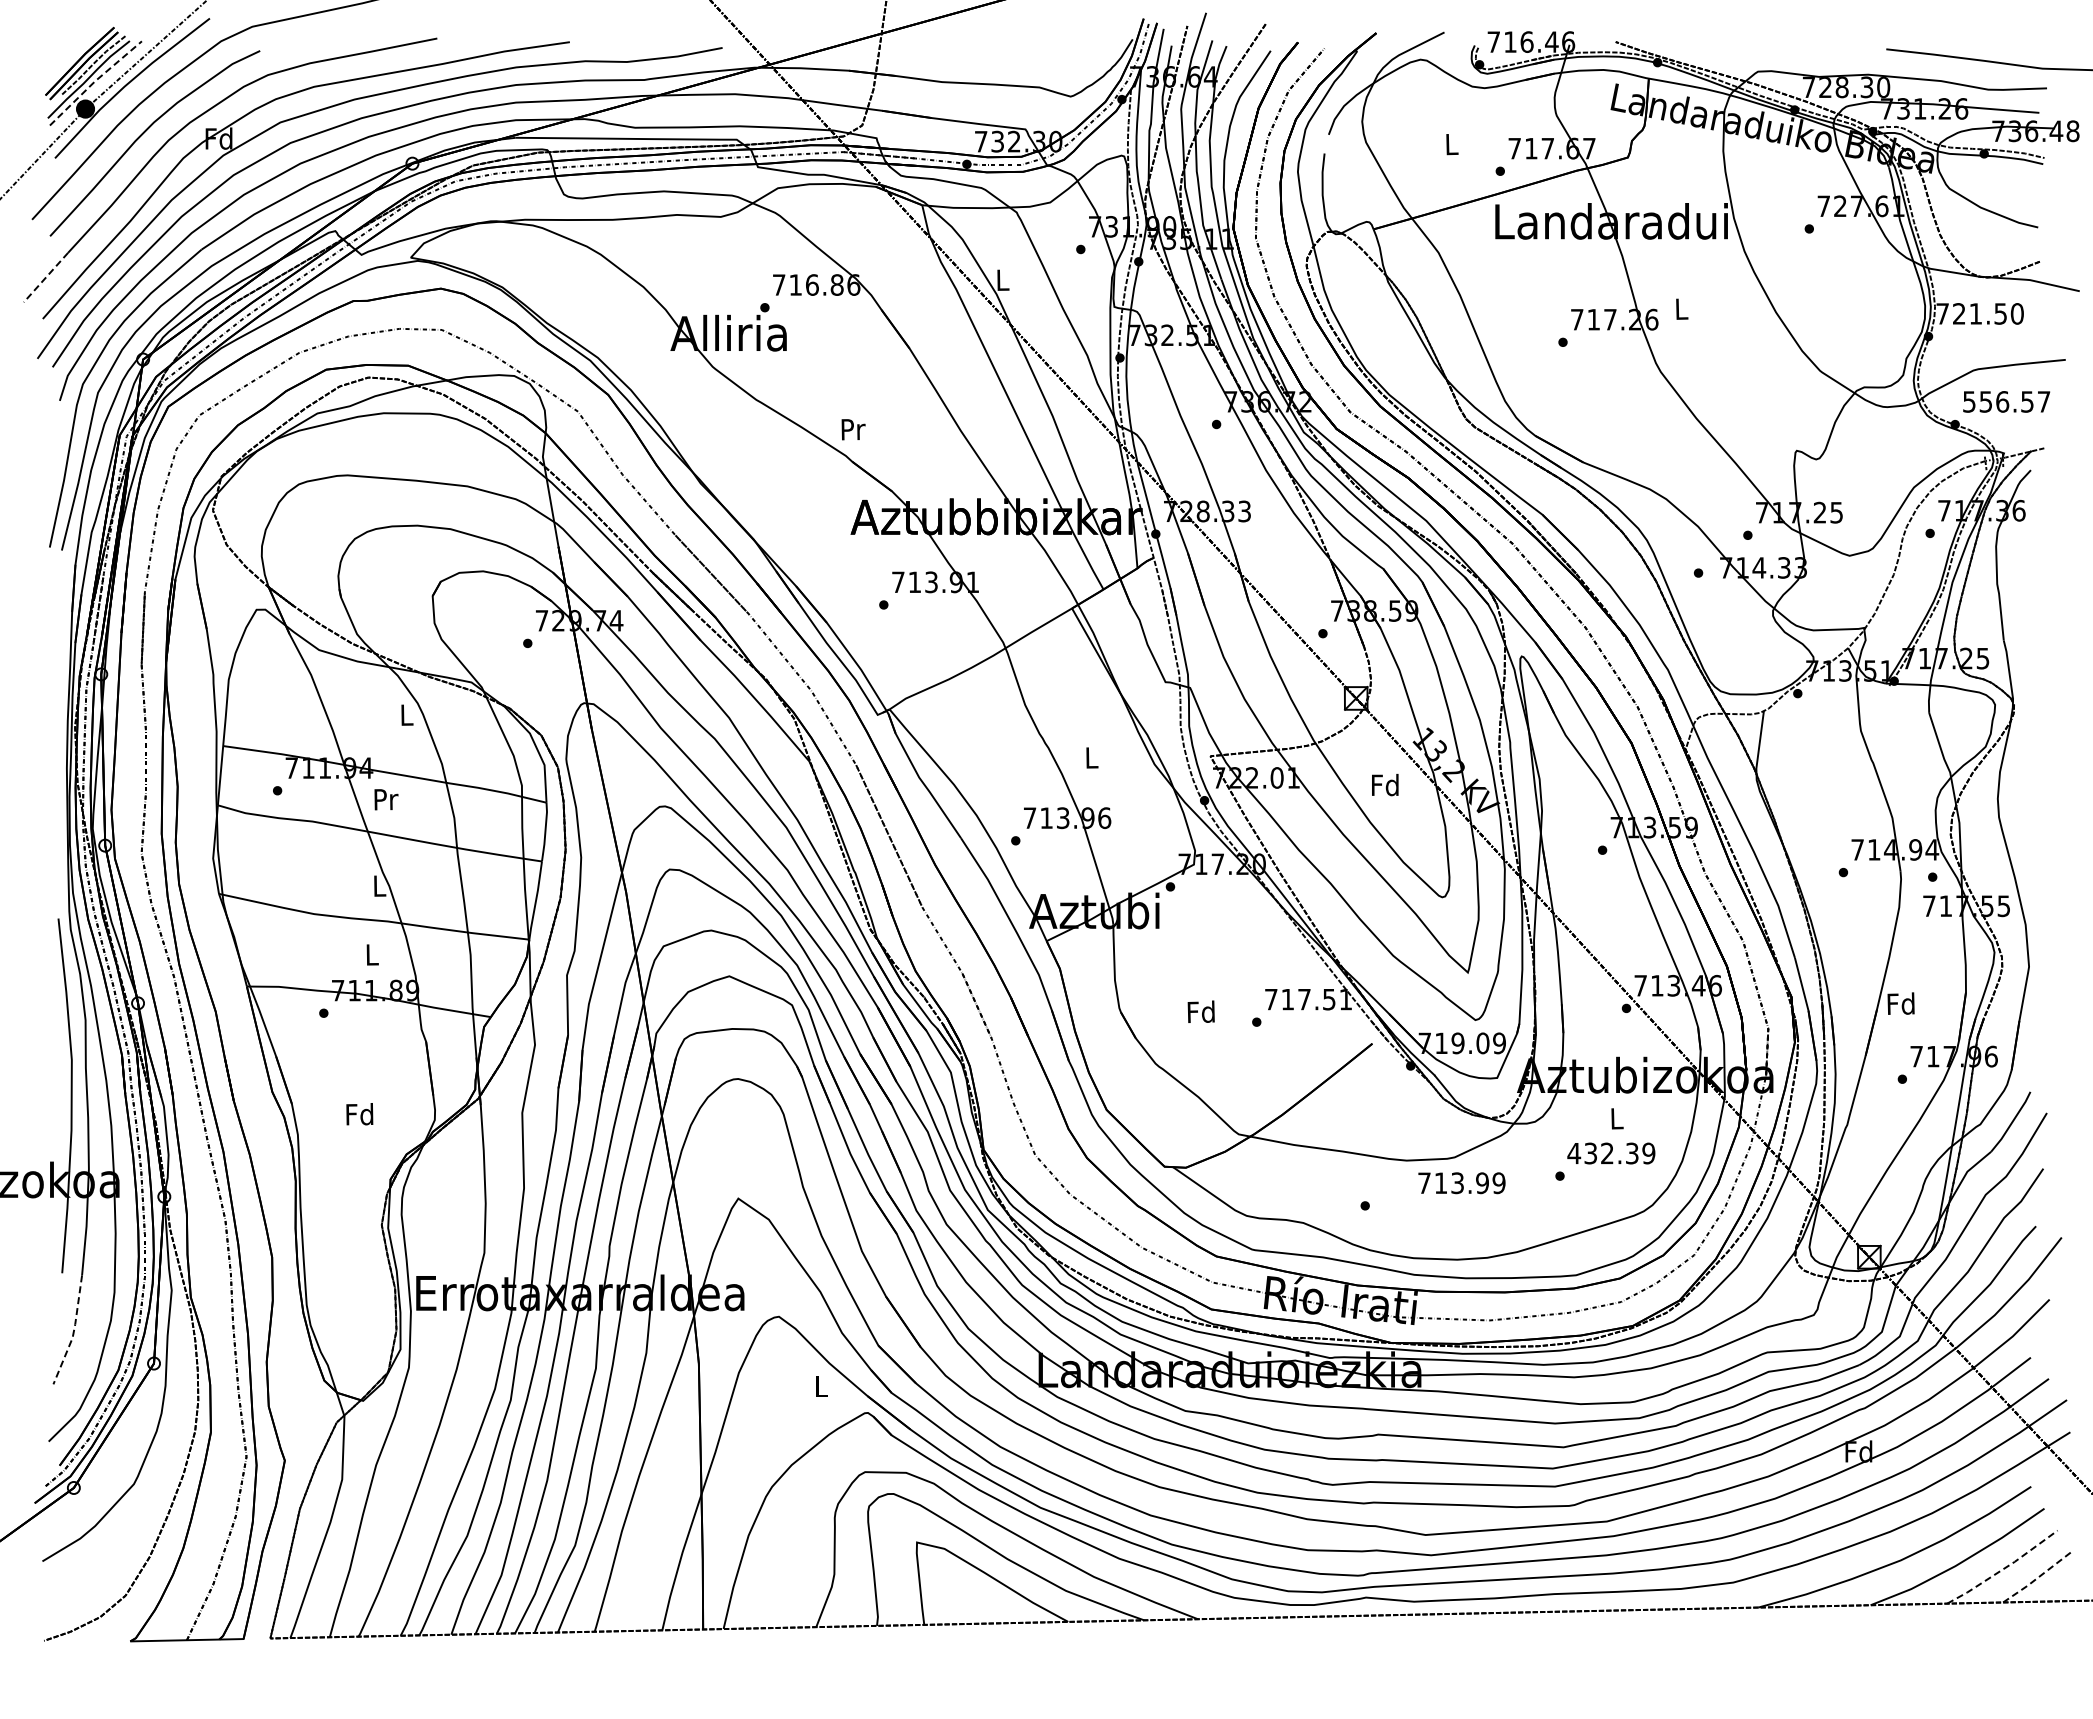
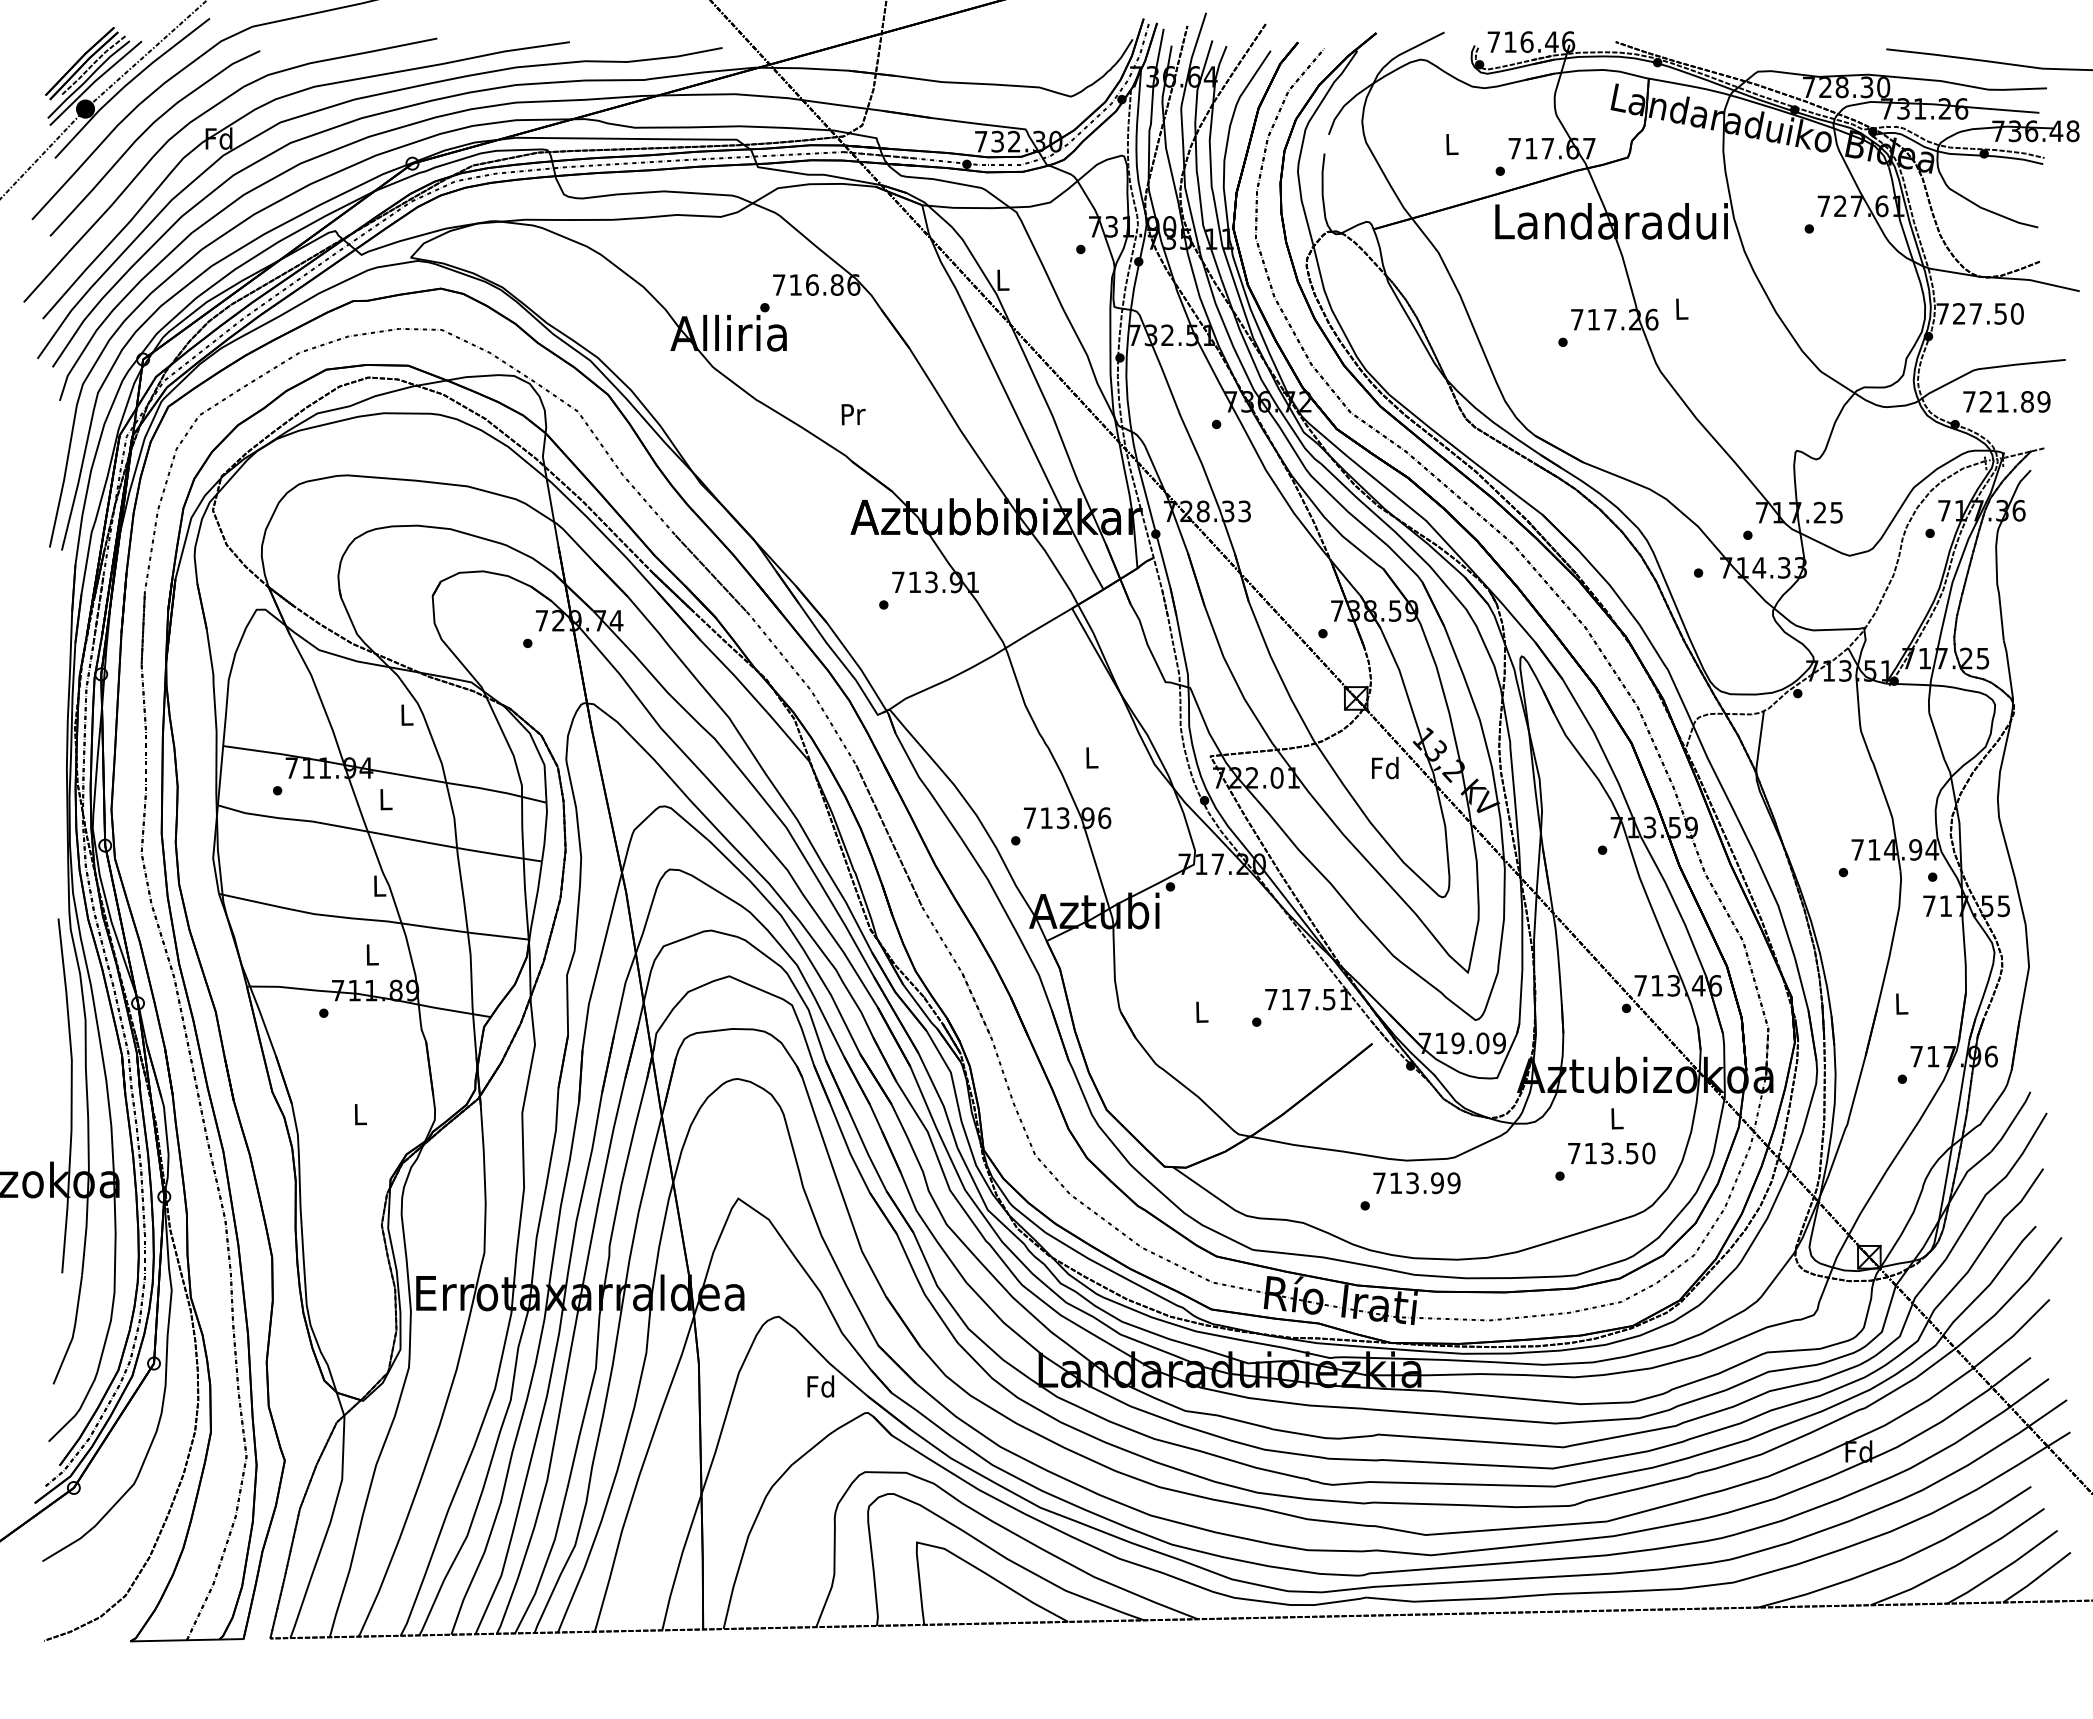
line: dashed -> solid (95, 81)
line: dashed -> solid (45, 277)
text: 721.50 -> 727.50 (1975, 313)
text: 556.57 -> 721.89 (2006, 401)
text position: (853, 429) -> (853, 414) (853, 414)
text position: (1385, 785) -> (1385, 768) (1385, 768)
text: Pr -> L (386, 799)
text: Fd -> L (1900, 1003)
text: Fd -> L (1200, 1011)
text: Fd -> L (359, 1114)
text: 432.39 -> 713.50 (1611, 1153)
text position: (1461, 1183) -> (1416, 1183) (1416, 1183)
line: dashed -> solid (73, 1332)
text: L -> Fd (820, 1386)
line: dashed -> solid (2003, 1568)
line: dashed -> solid (2036, 1578)
